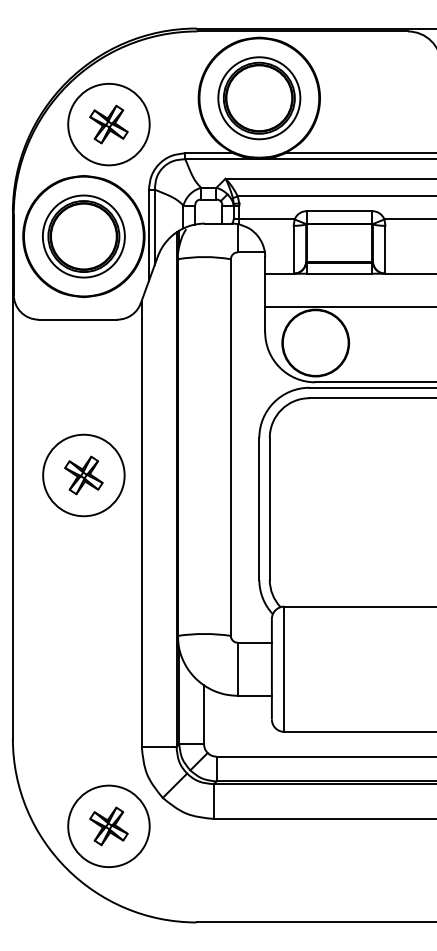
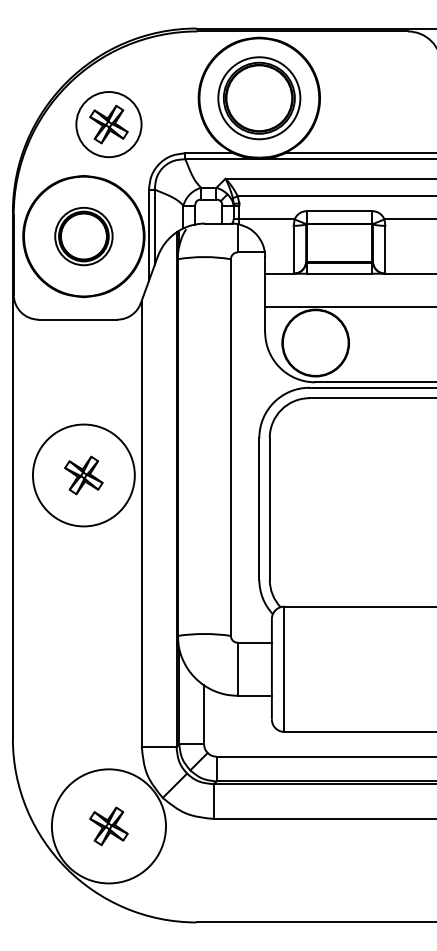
circle diameter: 81 px -> 65 px (108, 124)
part size: 84x85 px -> 60x61 px (83, 236)
circle diameter: 81 px -> 102 px (83, 475)
circle diameter: 81 px -> 114 px (108, 826)
